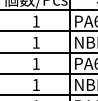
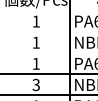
line: present -> none (48, 10)
line: present -> none (48, 31)
line: present -> none (48, 52)
text: 1 -> 3 (35, 84)
